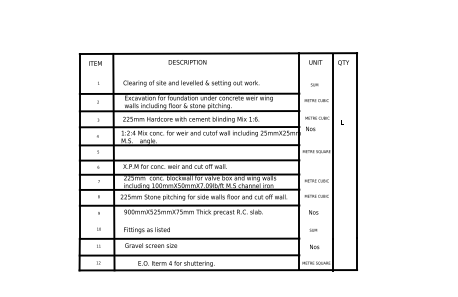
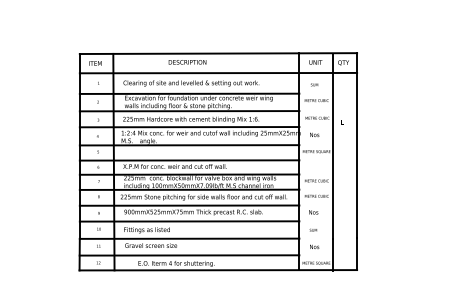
line: none -> present (218, 72)
text position: (310, 128) -> (314, 134) (314, 134)
line: none -> present (189, 221)
